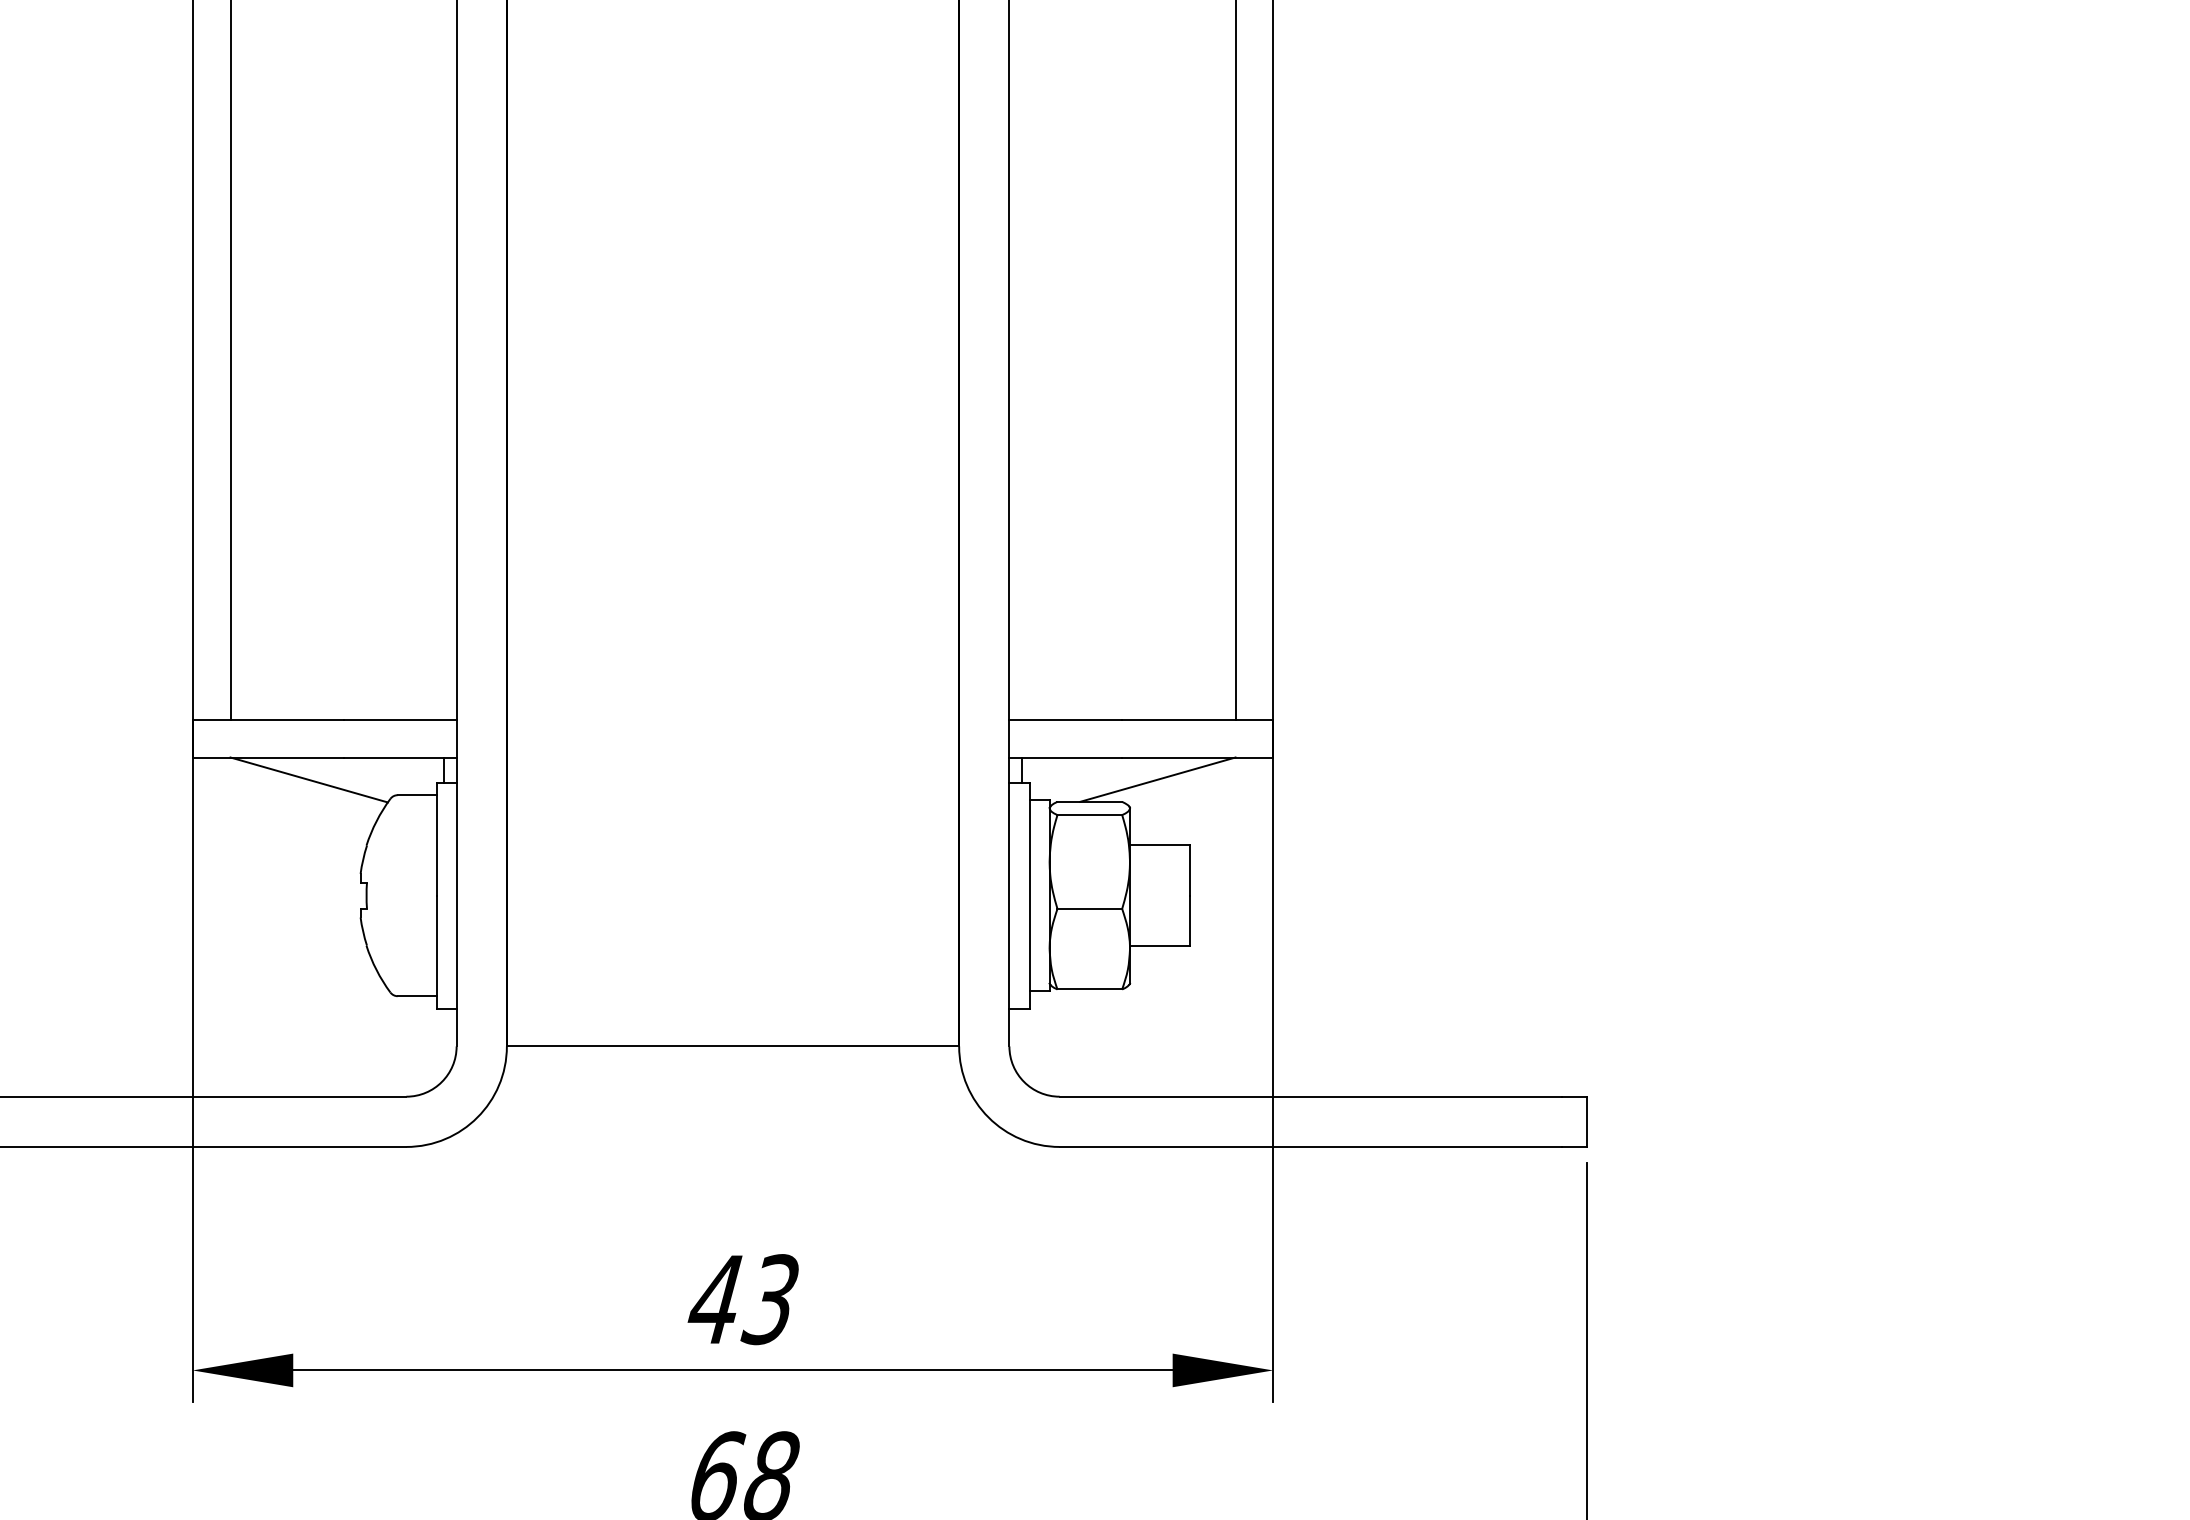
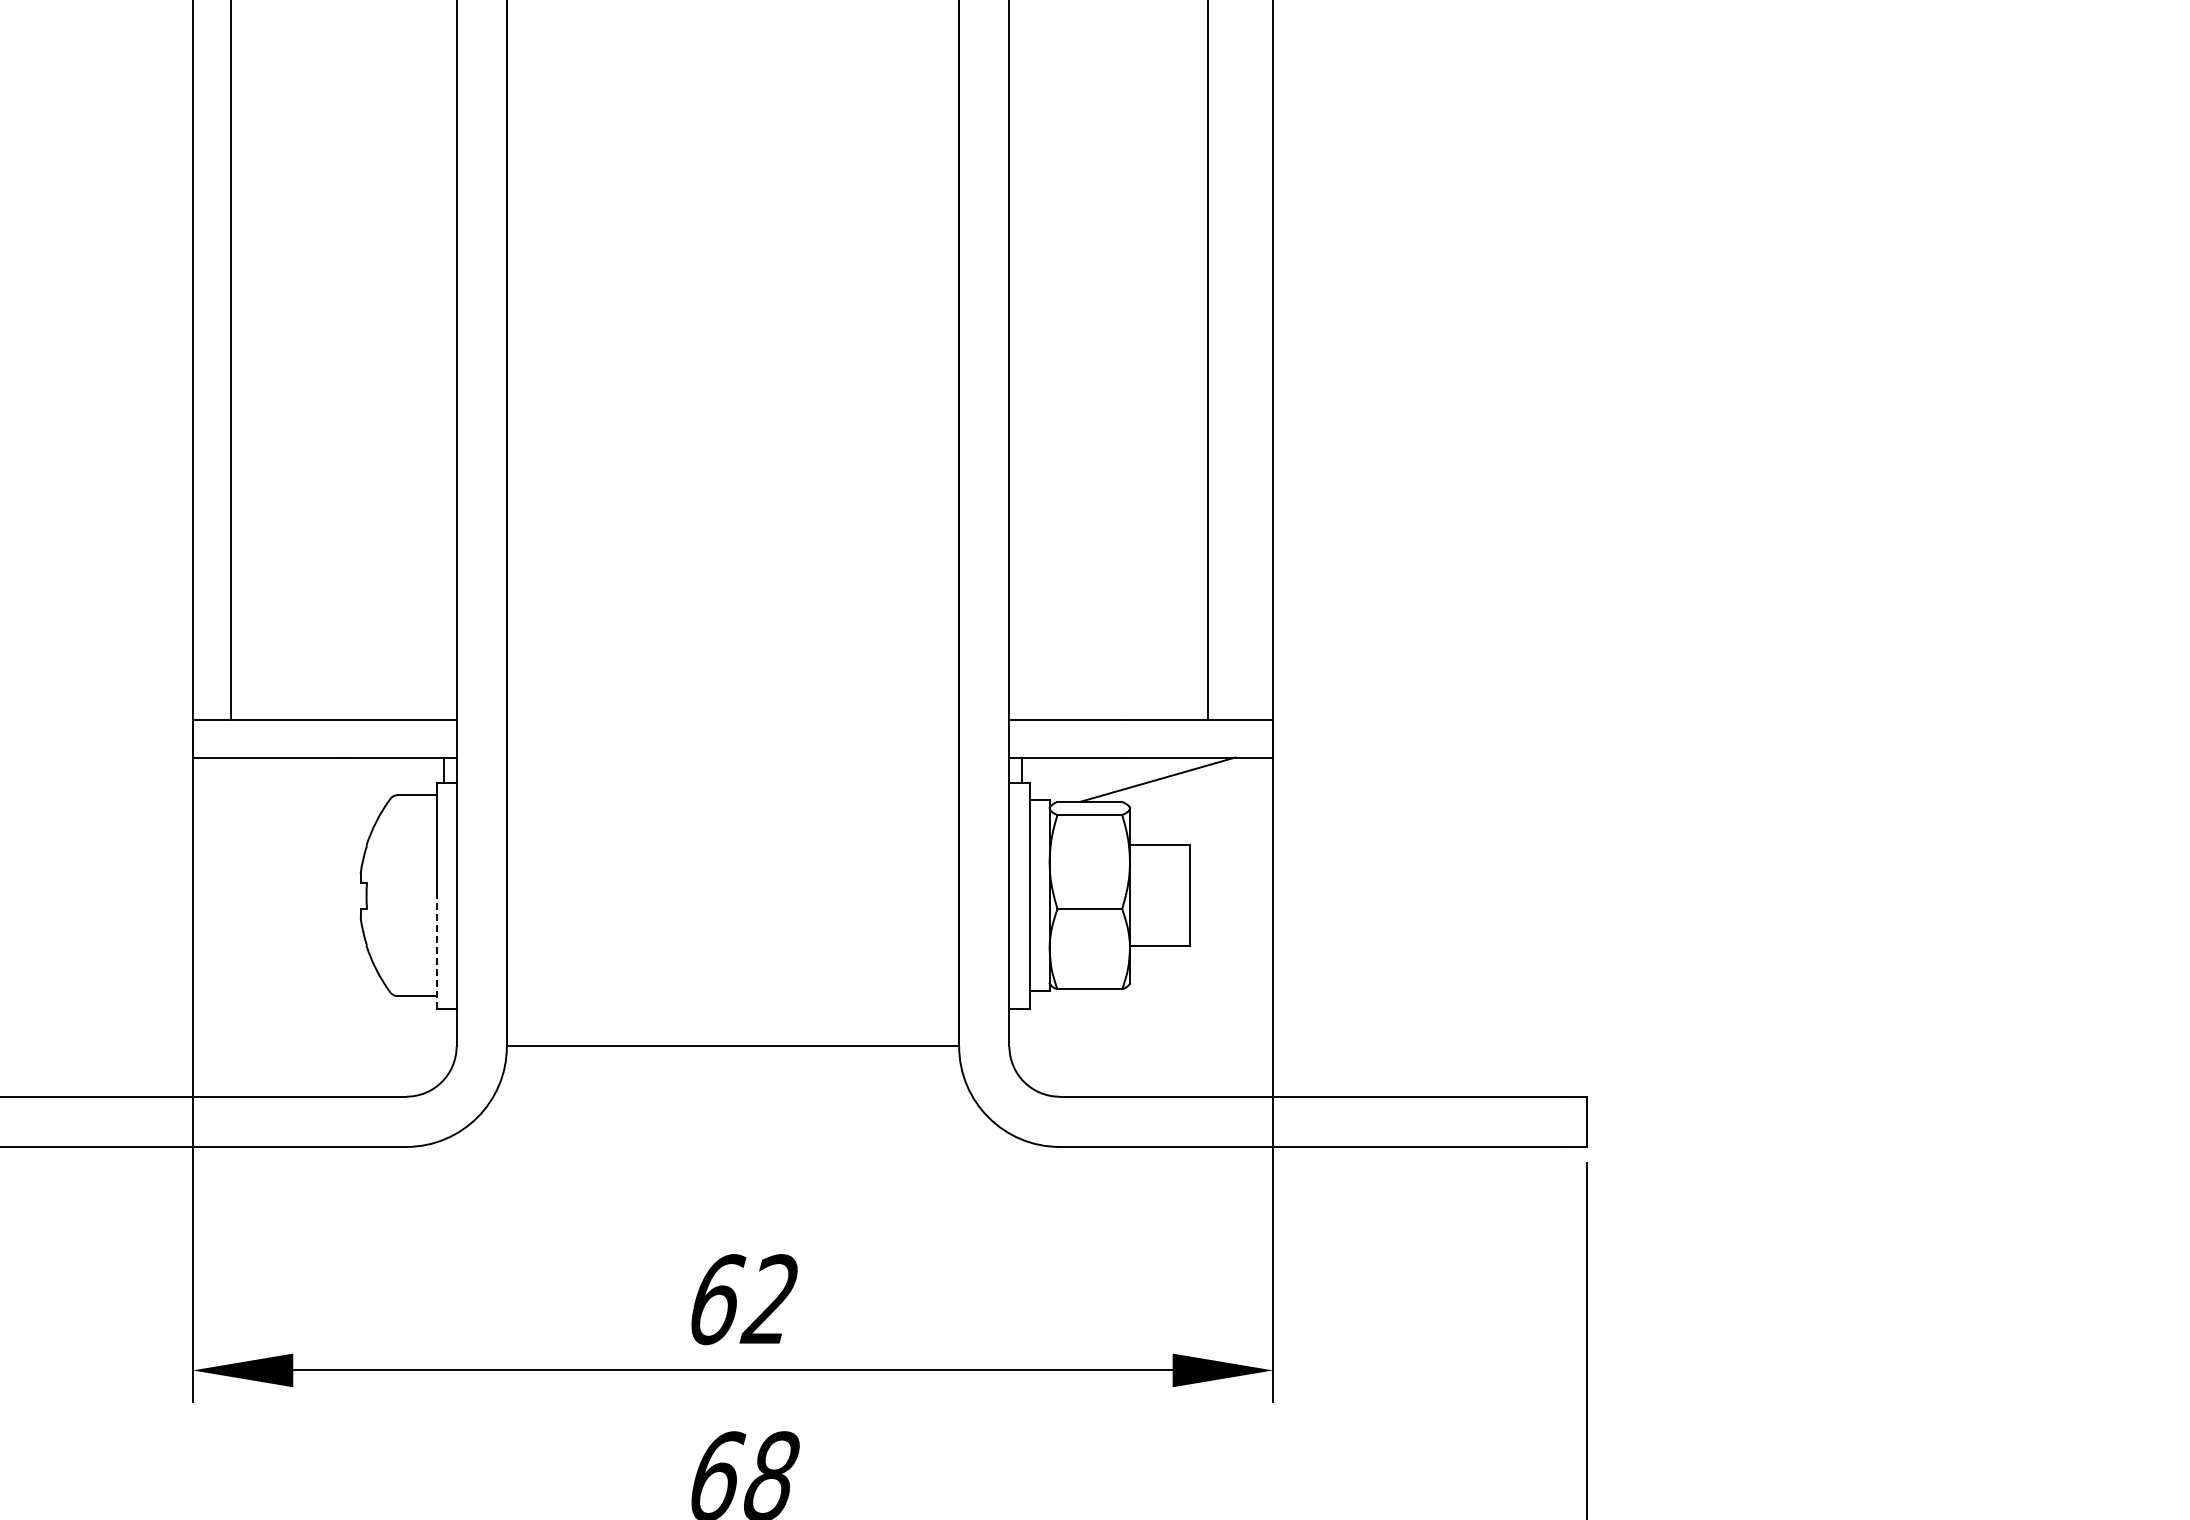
line position: (1235, 360) -> (1207, 360) (1207, 360)
line: present -> none (308, 779)
line: solid -> dashed (436, 952)
text: 43 -> 62 (742, 1299)
